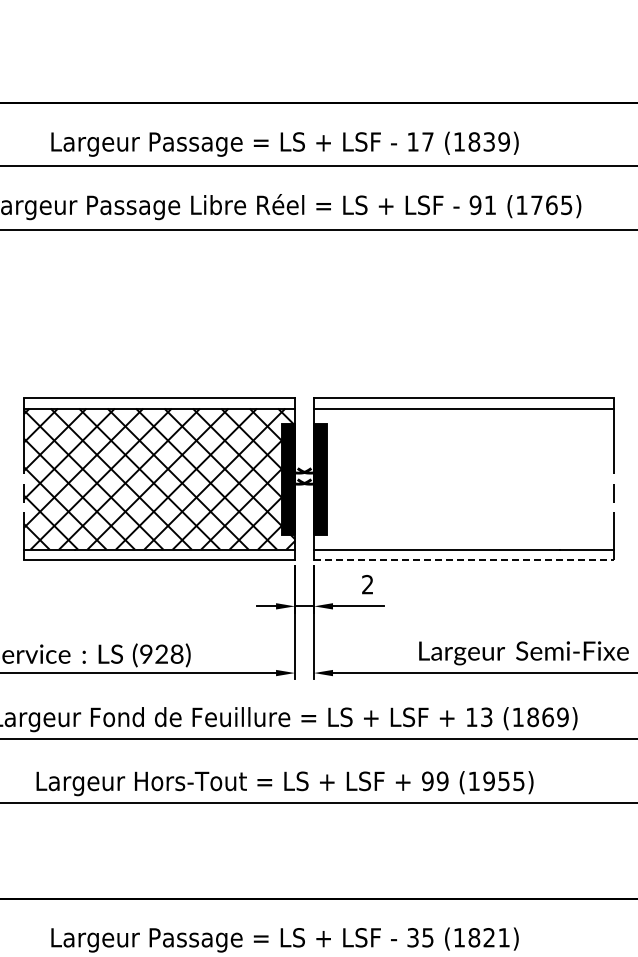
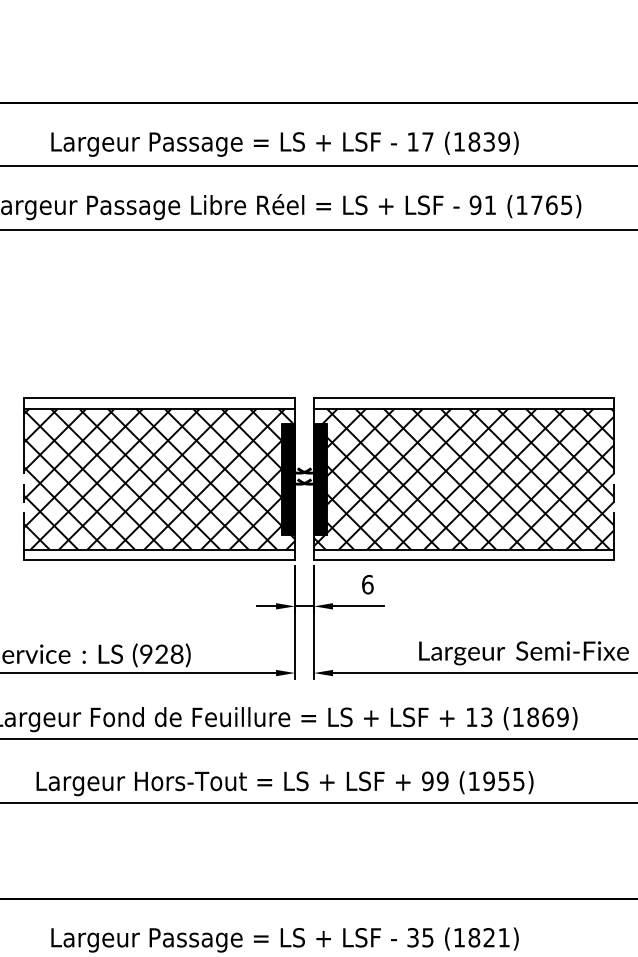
hatch: none -> present (464, 478)
line: dashed -> solid (464, 559)
text: 2 -> 6 (367, 584)
